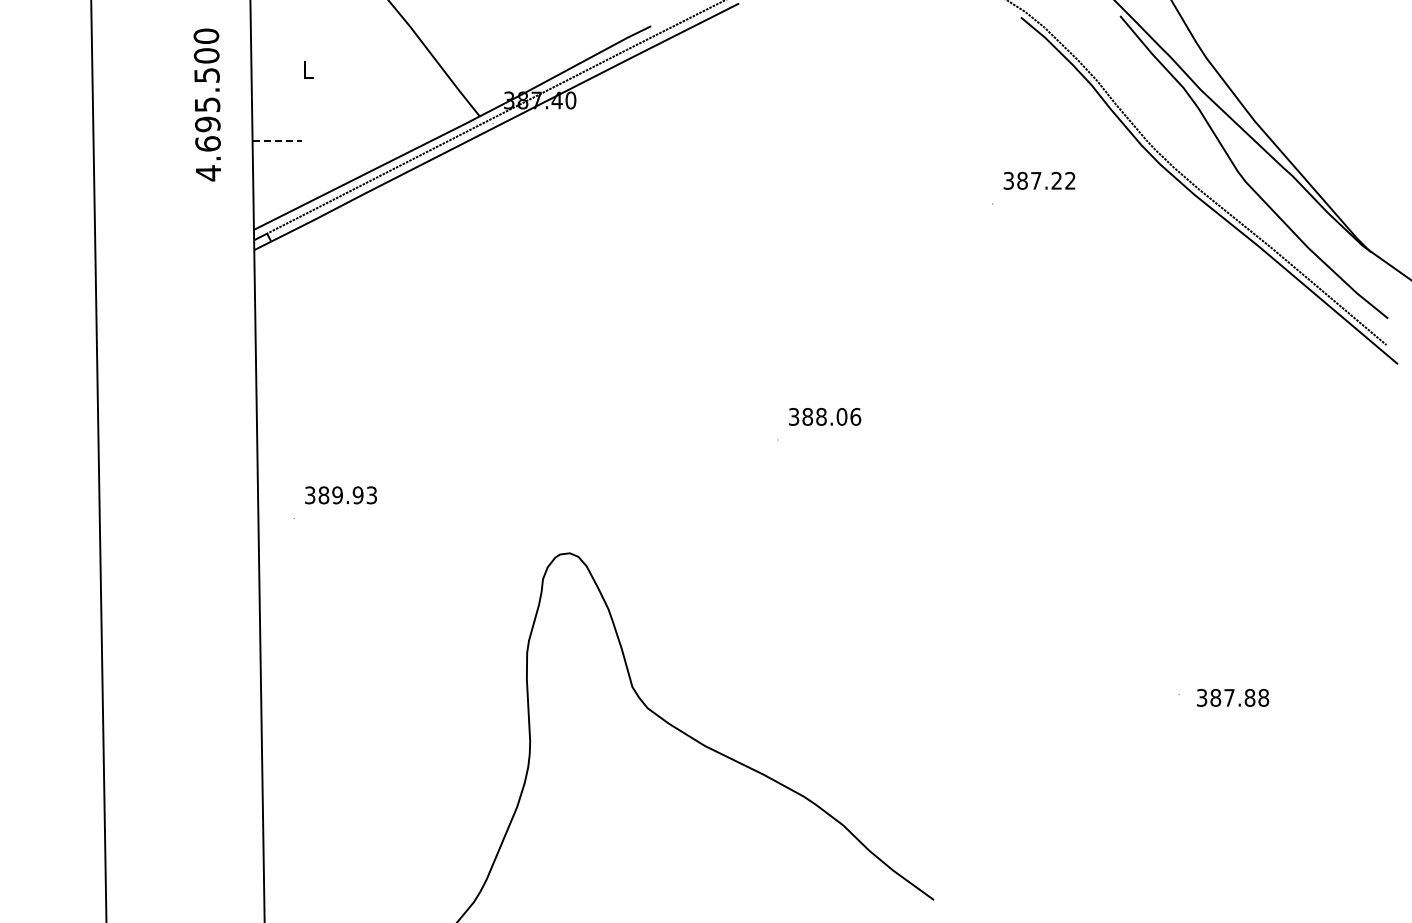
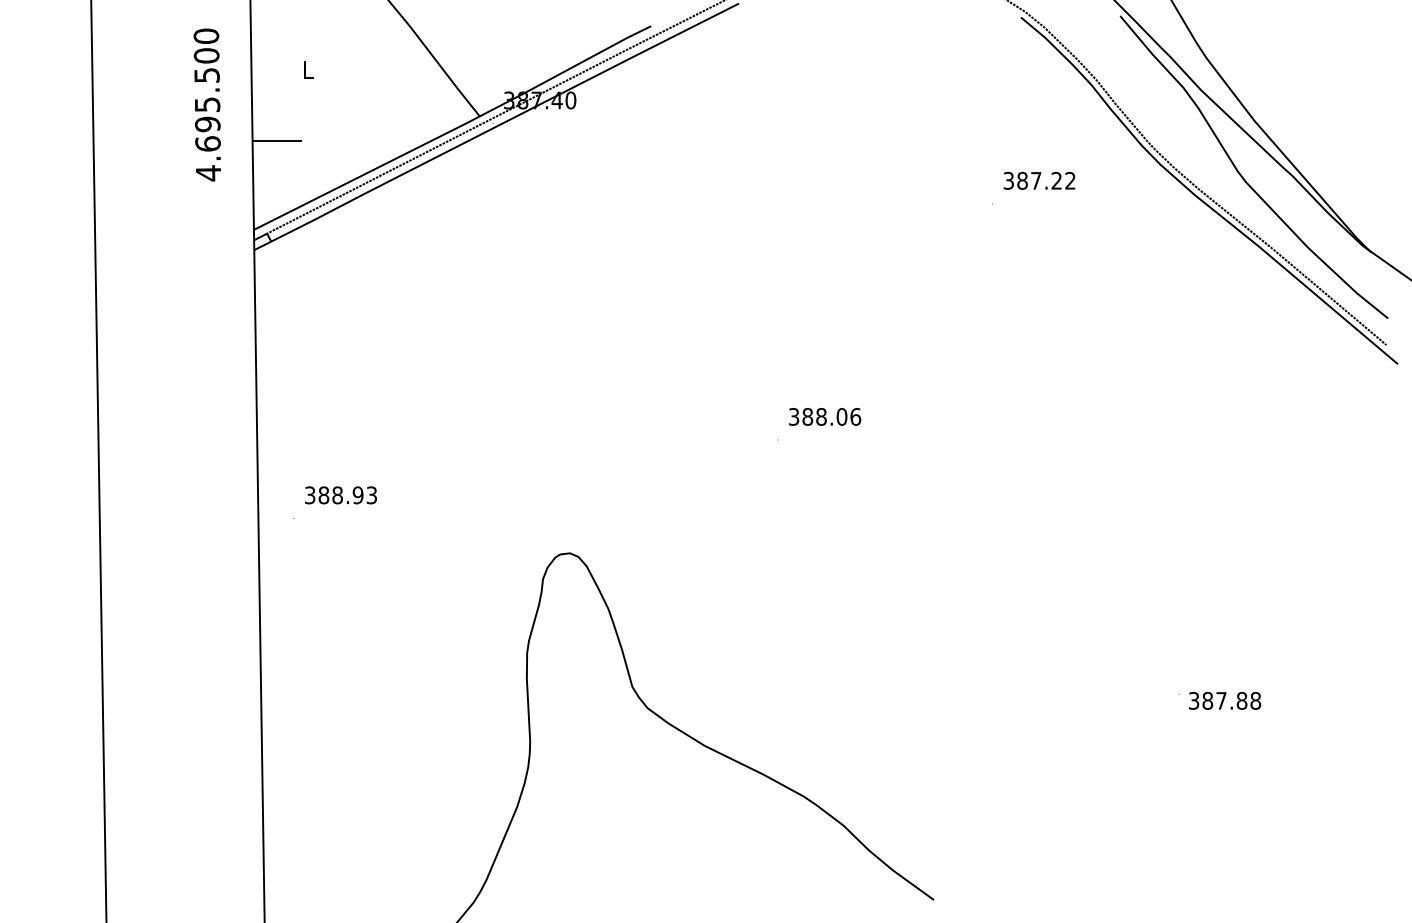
line: dashed -> solid (277, 141)
text: 389.93 -> 388.93 (337, 495)
text position: (1233, 697) -> (1225, 700) (1225, 700)
